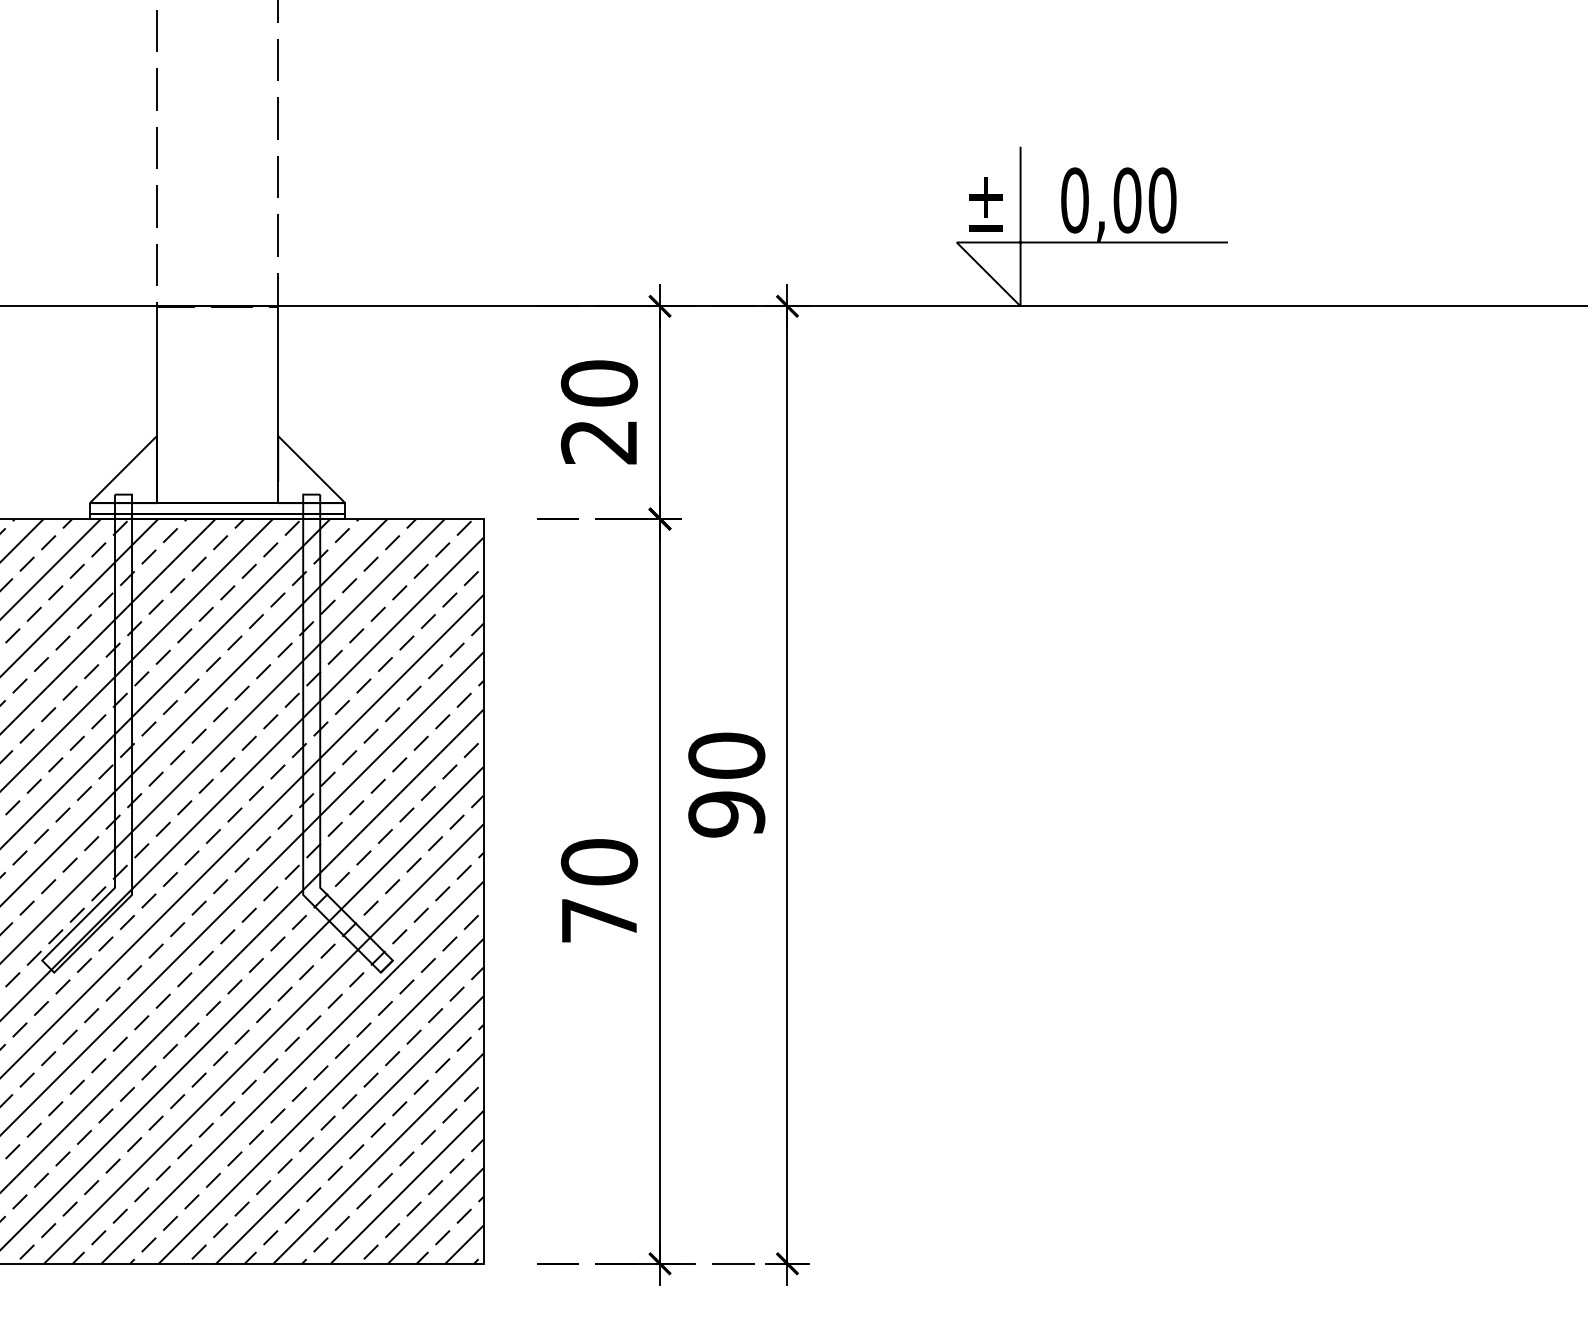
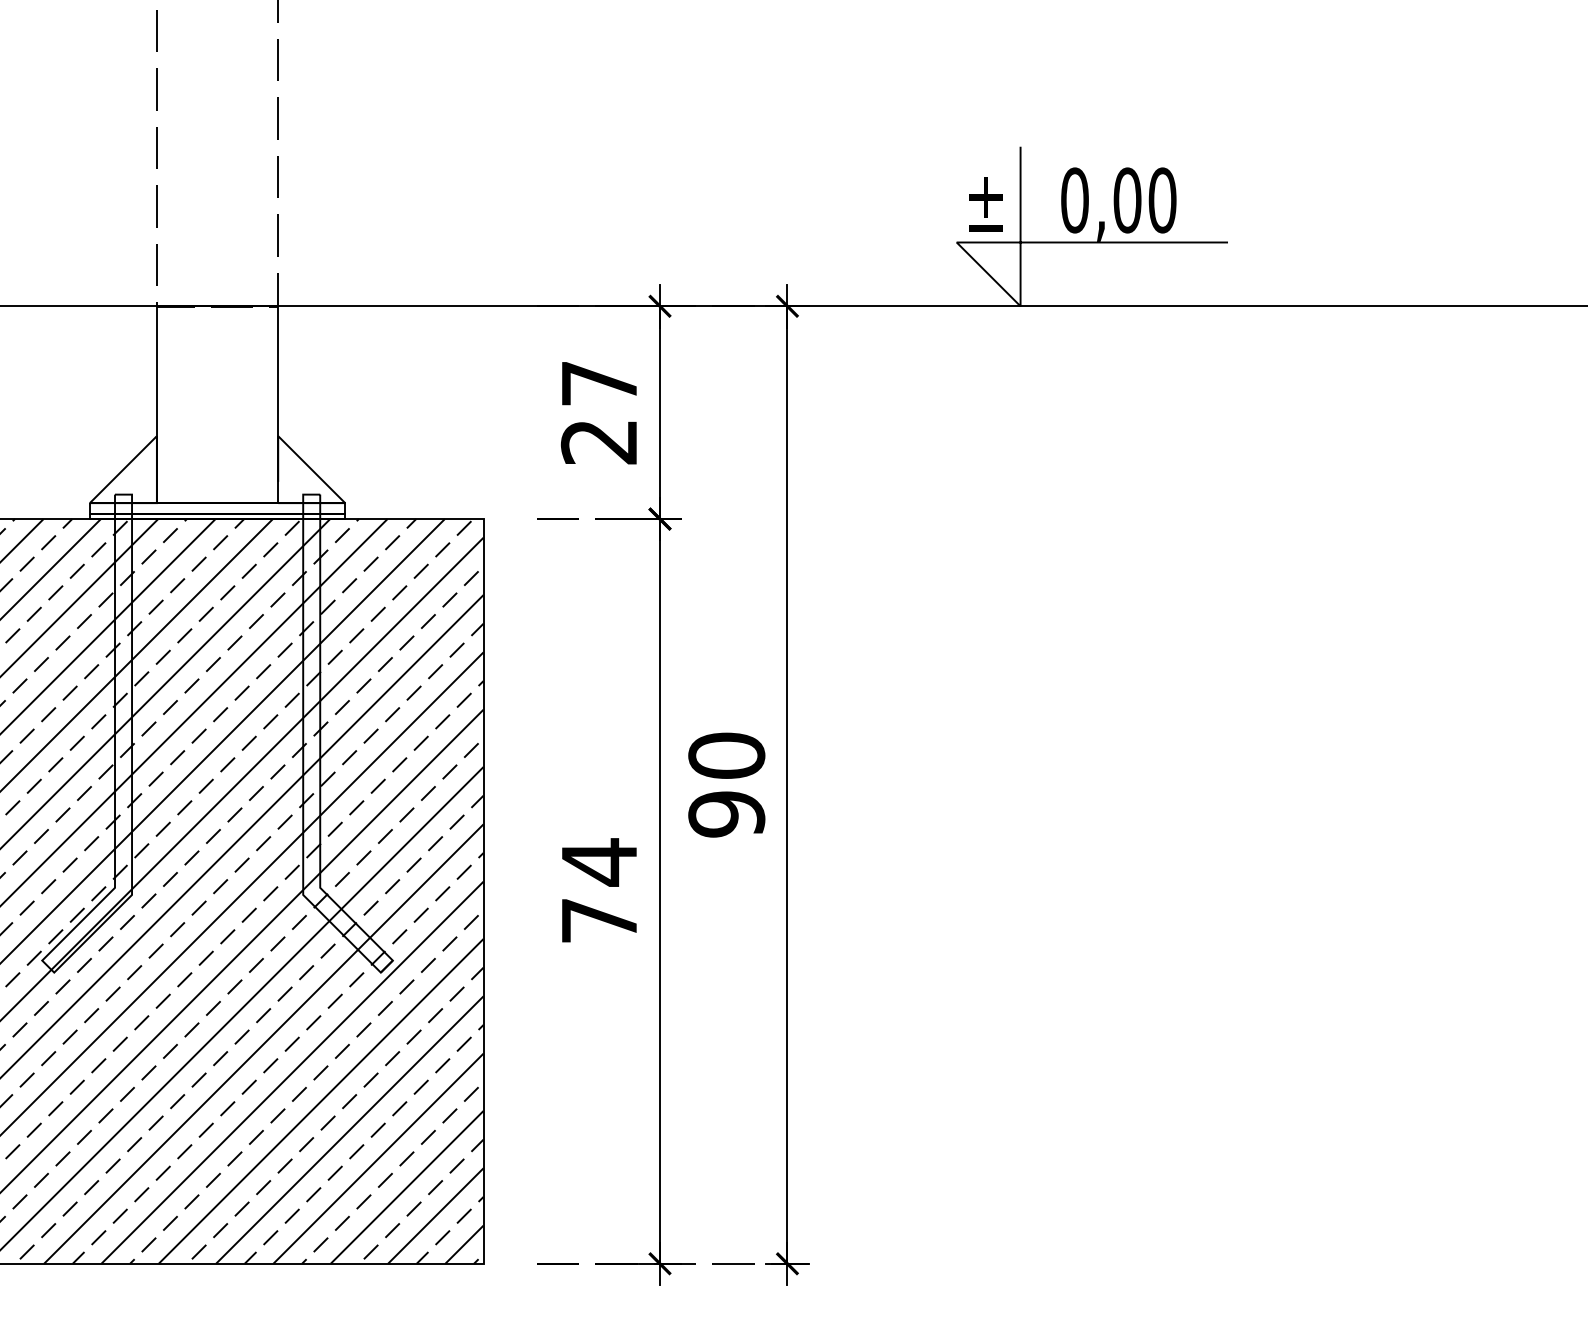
text: 20 -> 27 (599, 383)
text: 70 -> 74 (599, 862)
